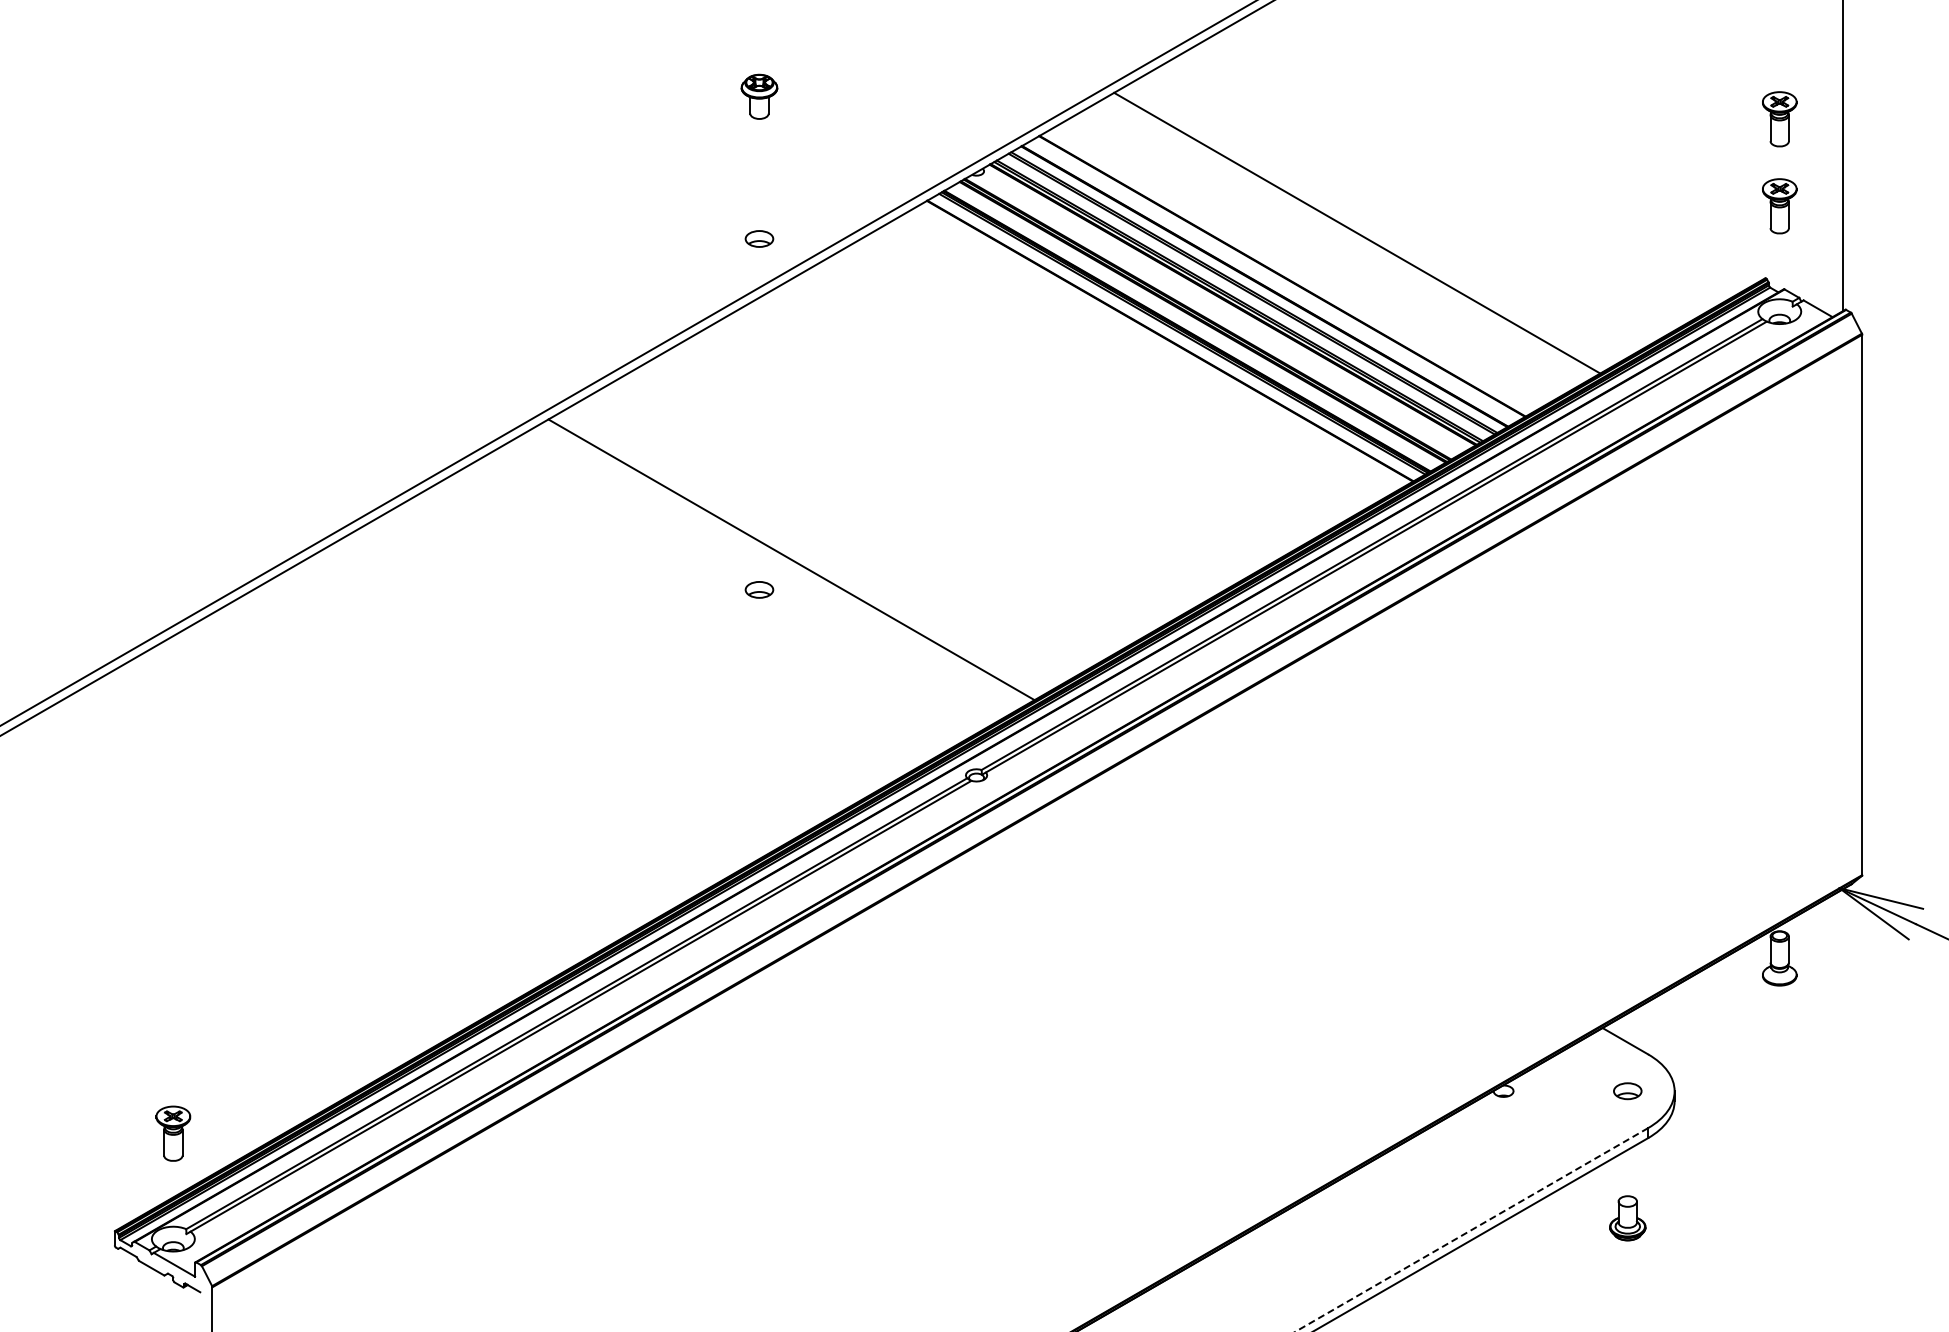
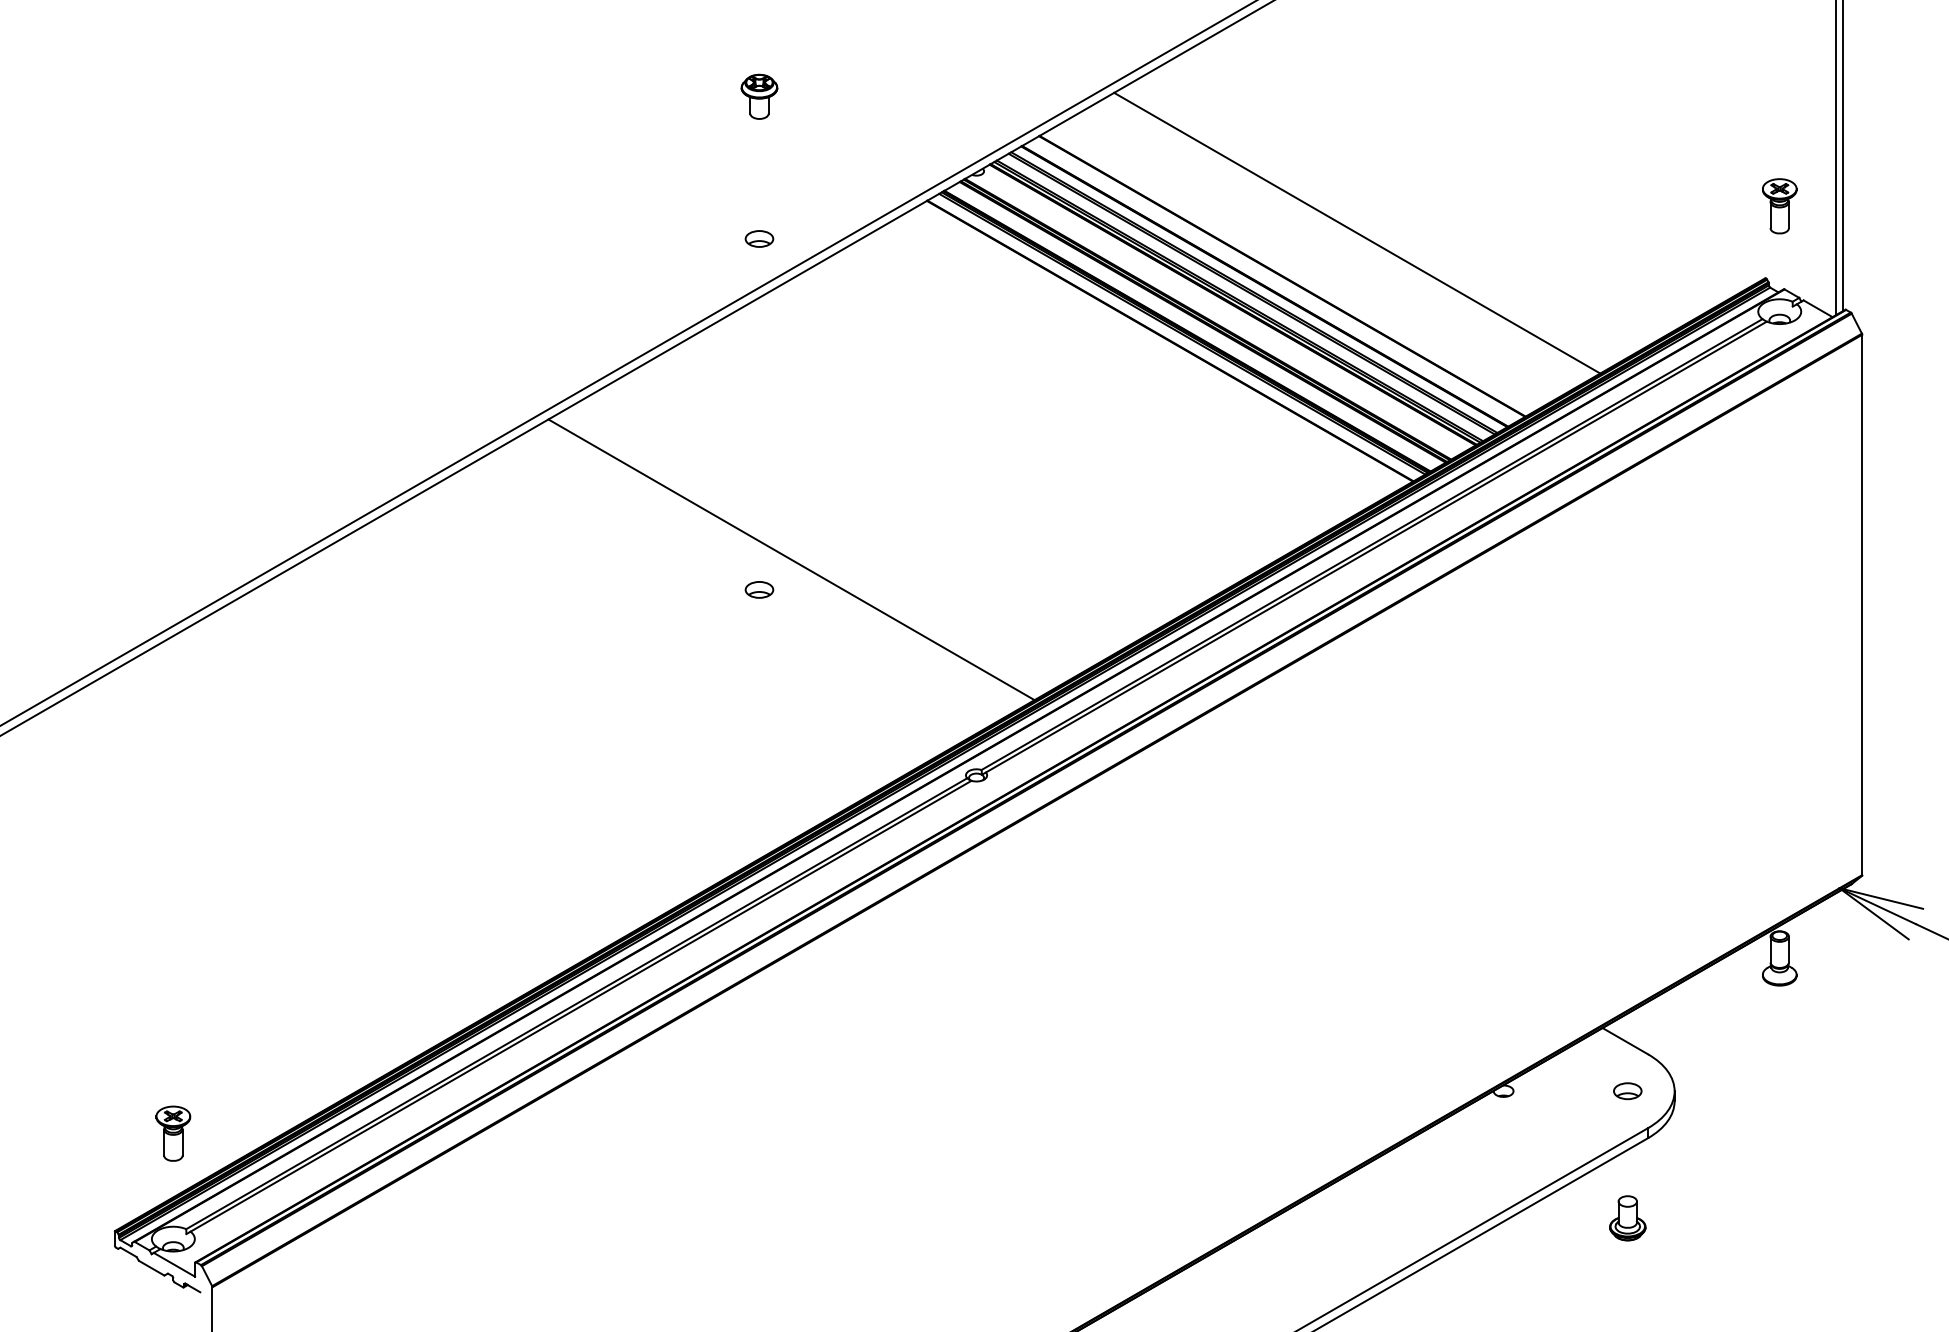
part: present -> none (1779, 119)
line: none -> present (1836, 158)
line: dashed -> solid (1471, 1230)
